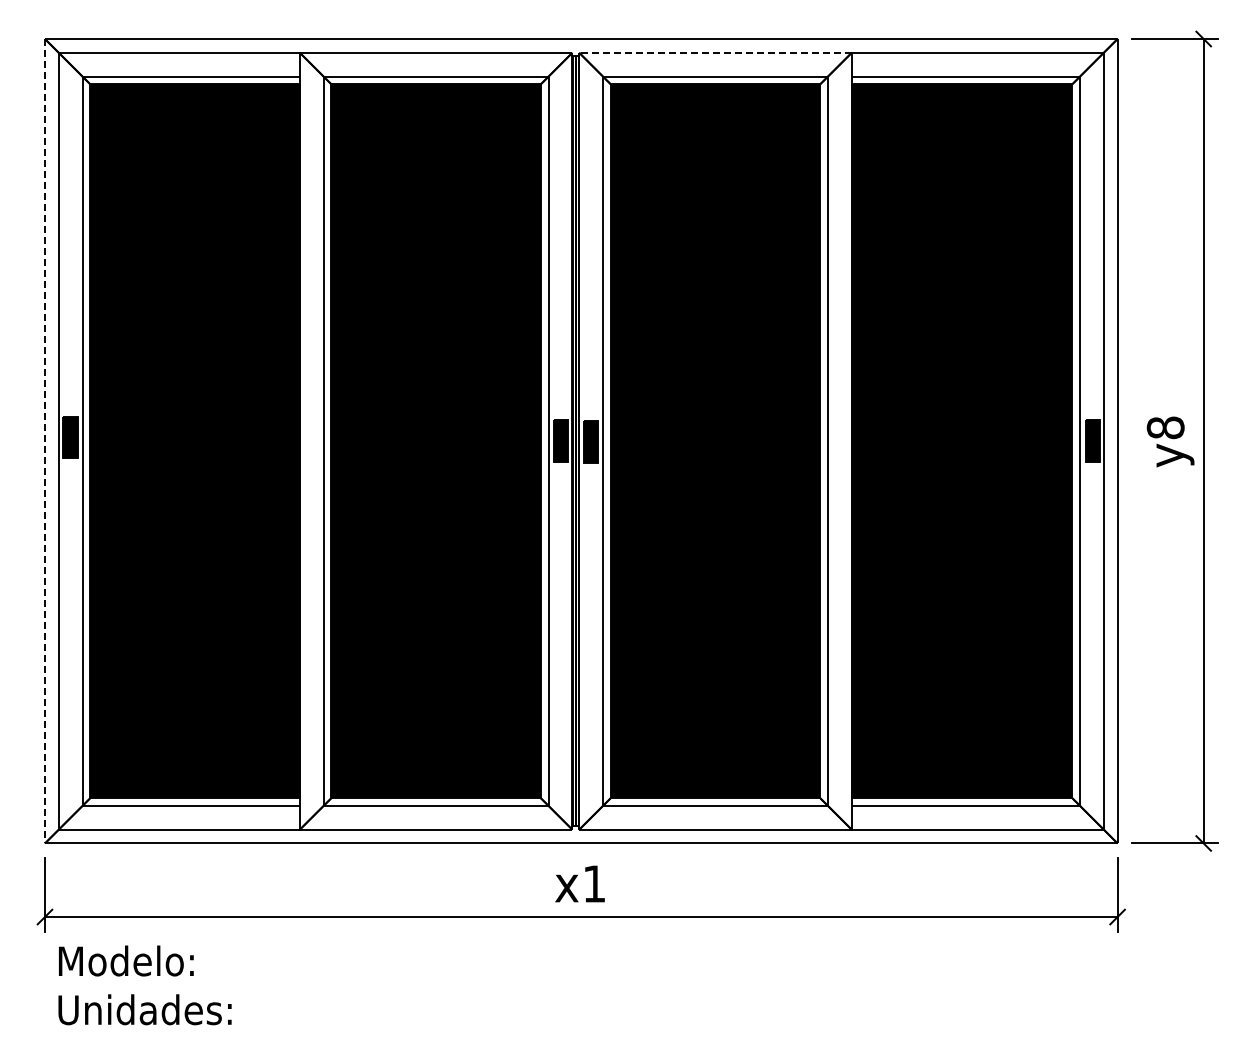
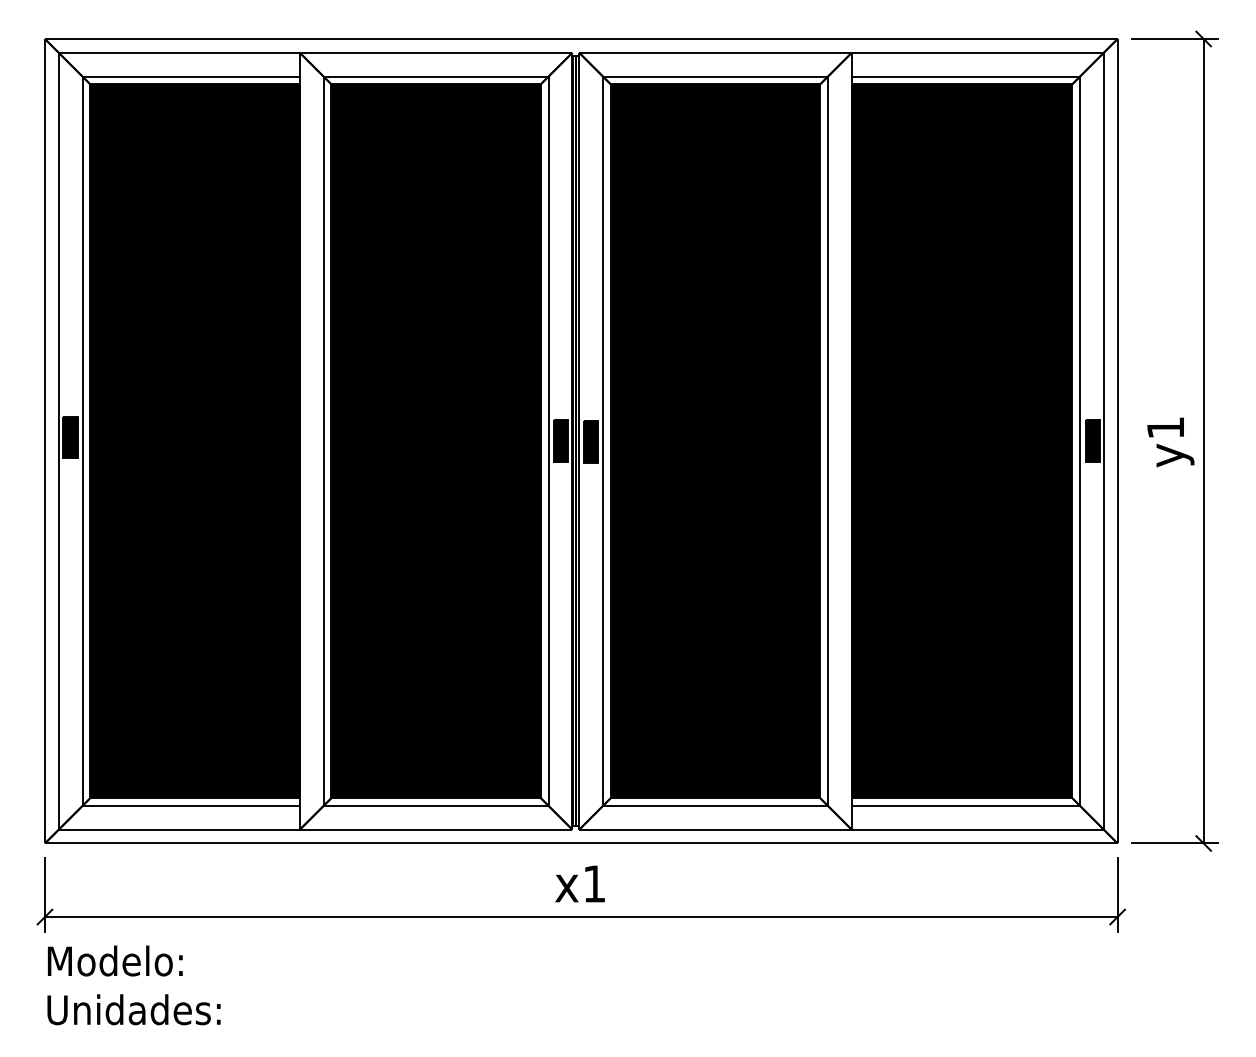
line: dashed -> solid (715, 52)
text: y8 -> y1 (1165, 427)
line: dashed -> solid (44, 441)
text position: (144, 985) -> (133, 985) (133, 985)
